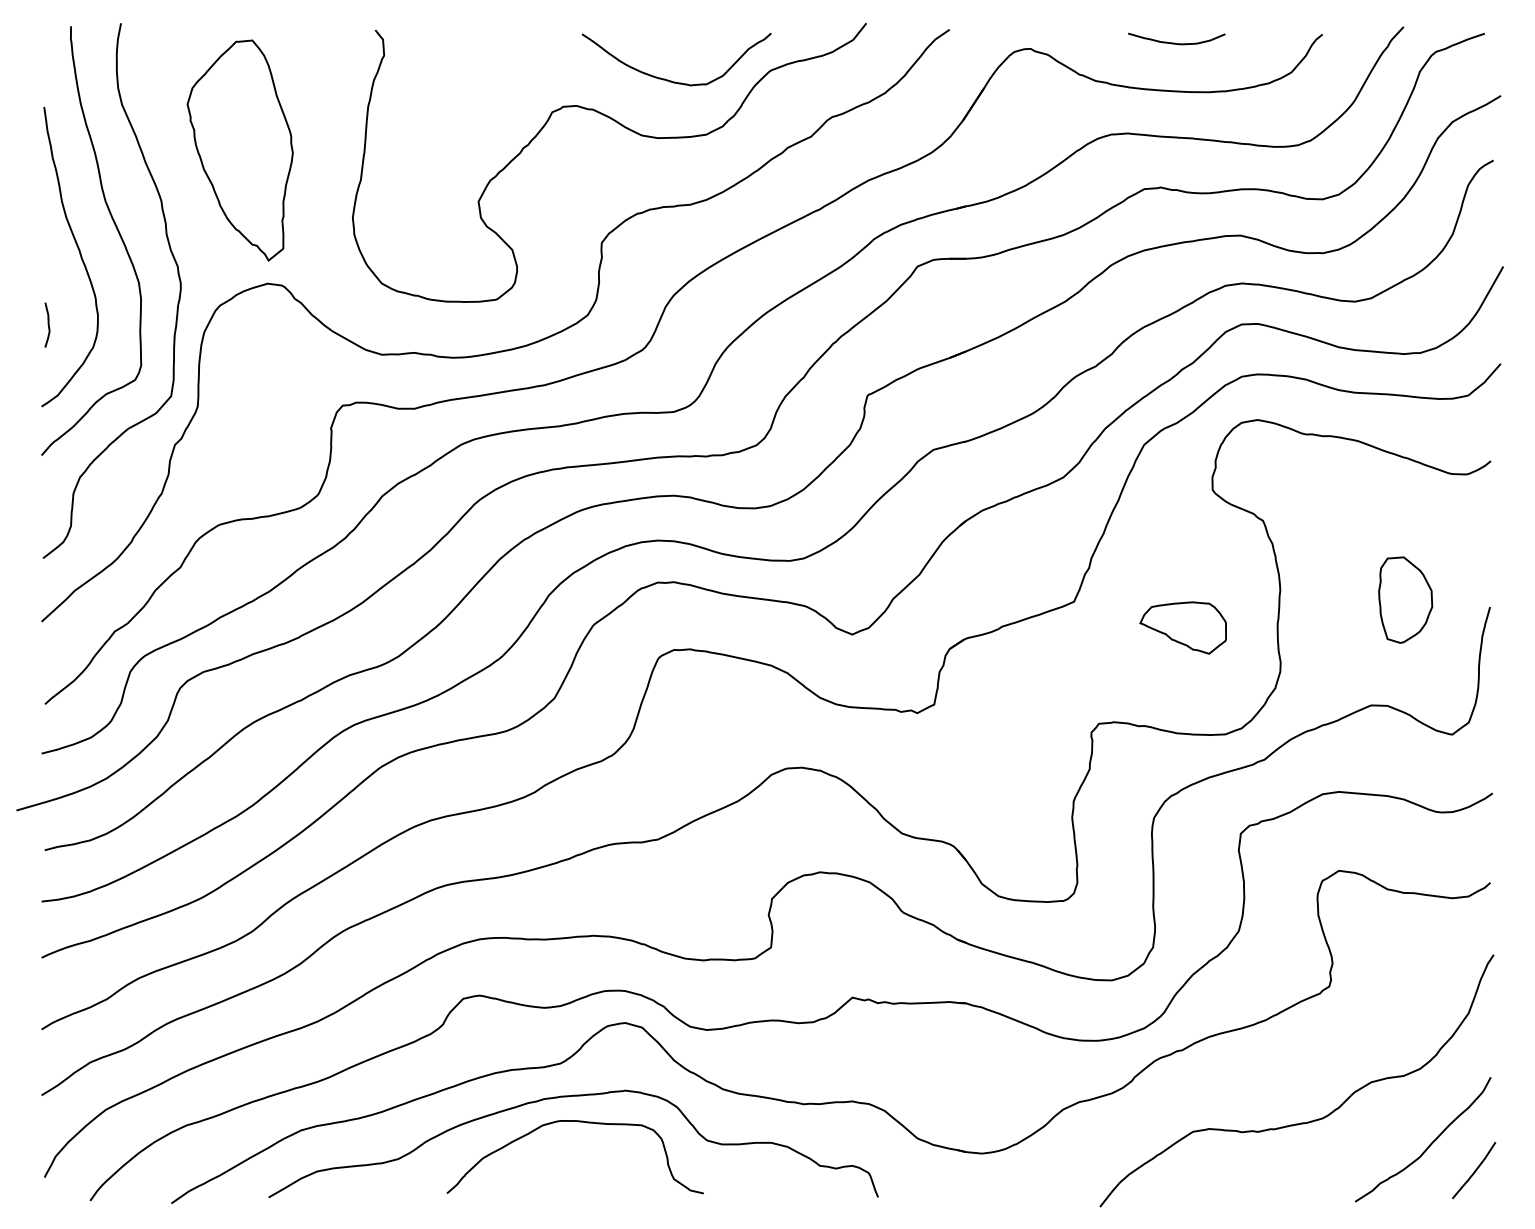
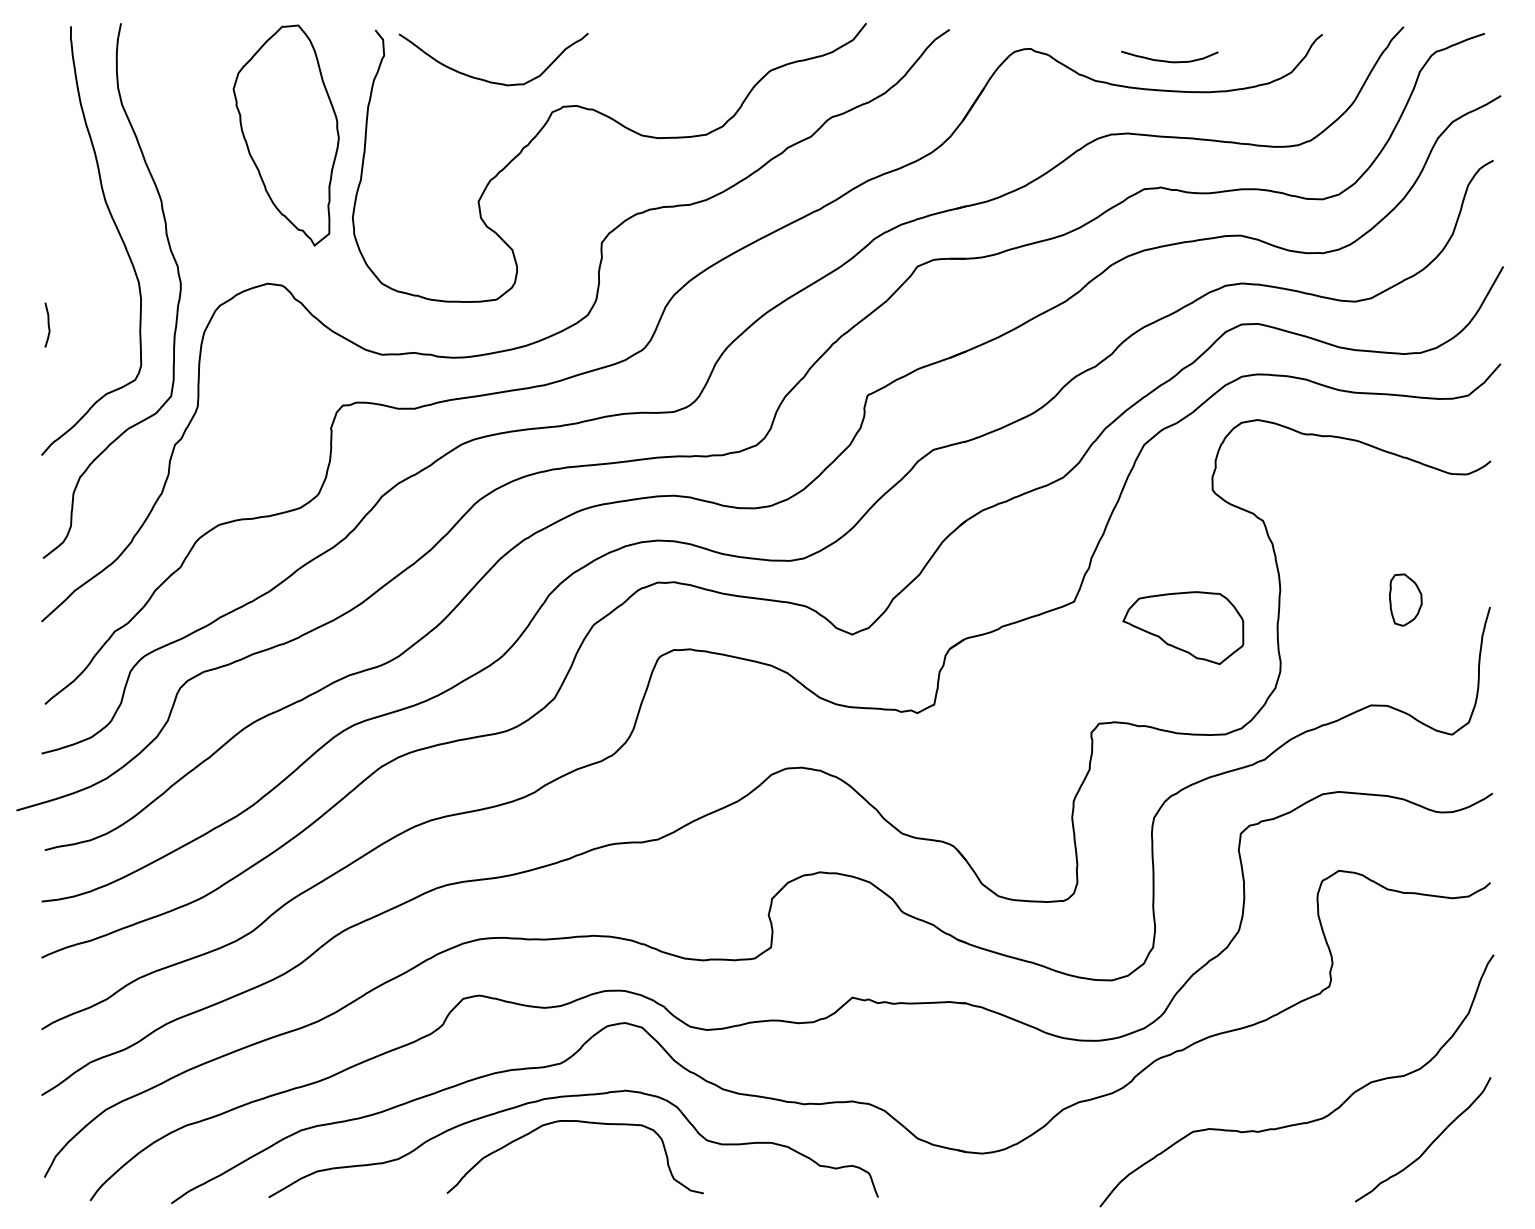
curve position: (1174, 42) -> (1167, 60) (1167, 60)
curve position: (668, 79) -> (485, 79) (485, 79)
part position: (239, 150) -> (285, 135) (285, 135)
curve: present -> none (79, 254)
part size: 56x88 px -> 34x54 px (1405, 599)
part size: 88x54 px -> 123x74 px (1183, 627)
curve: present -> none (1474, 1170)
